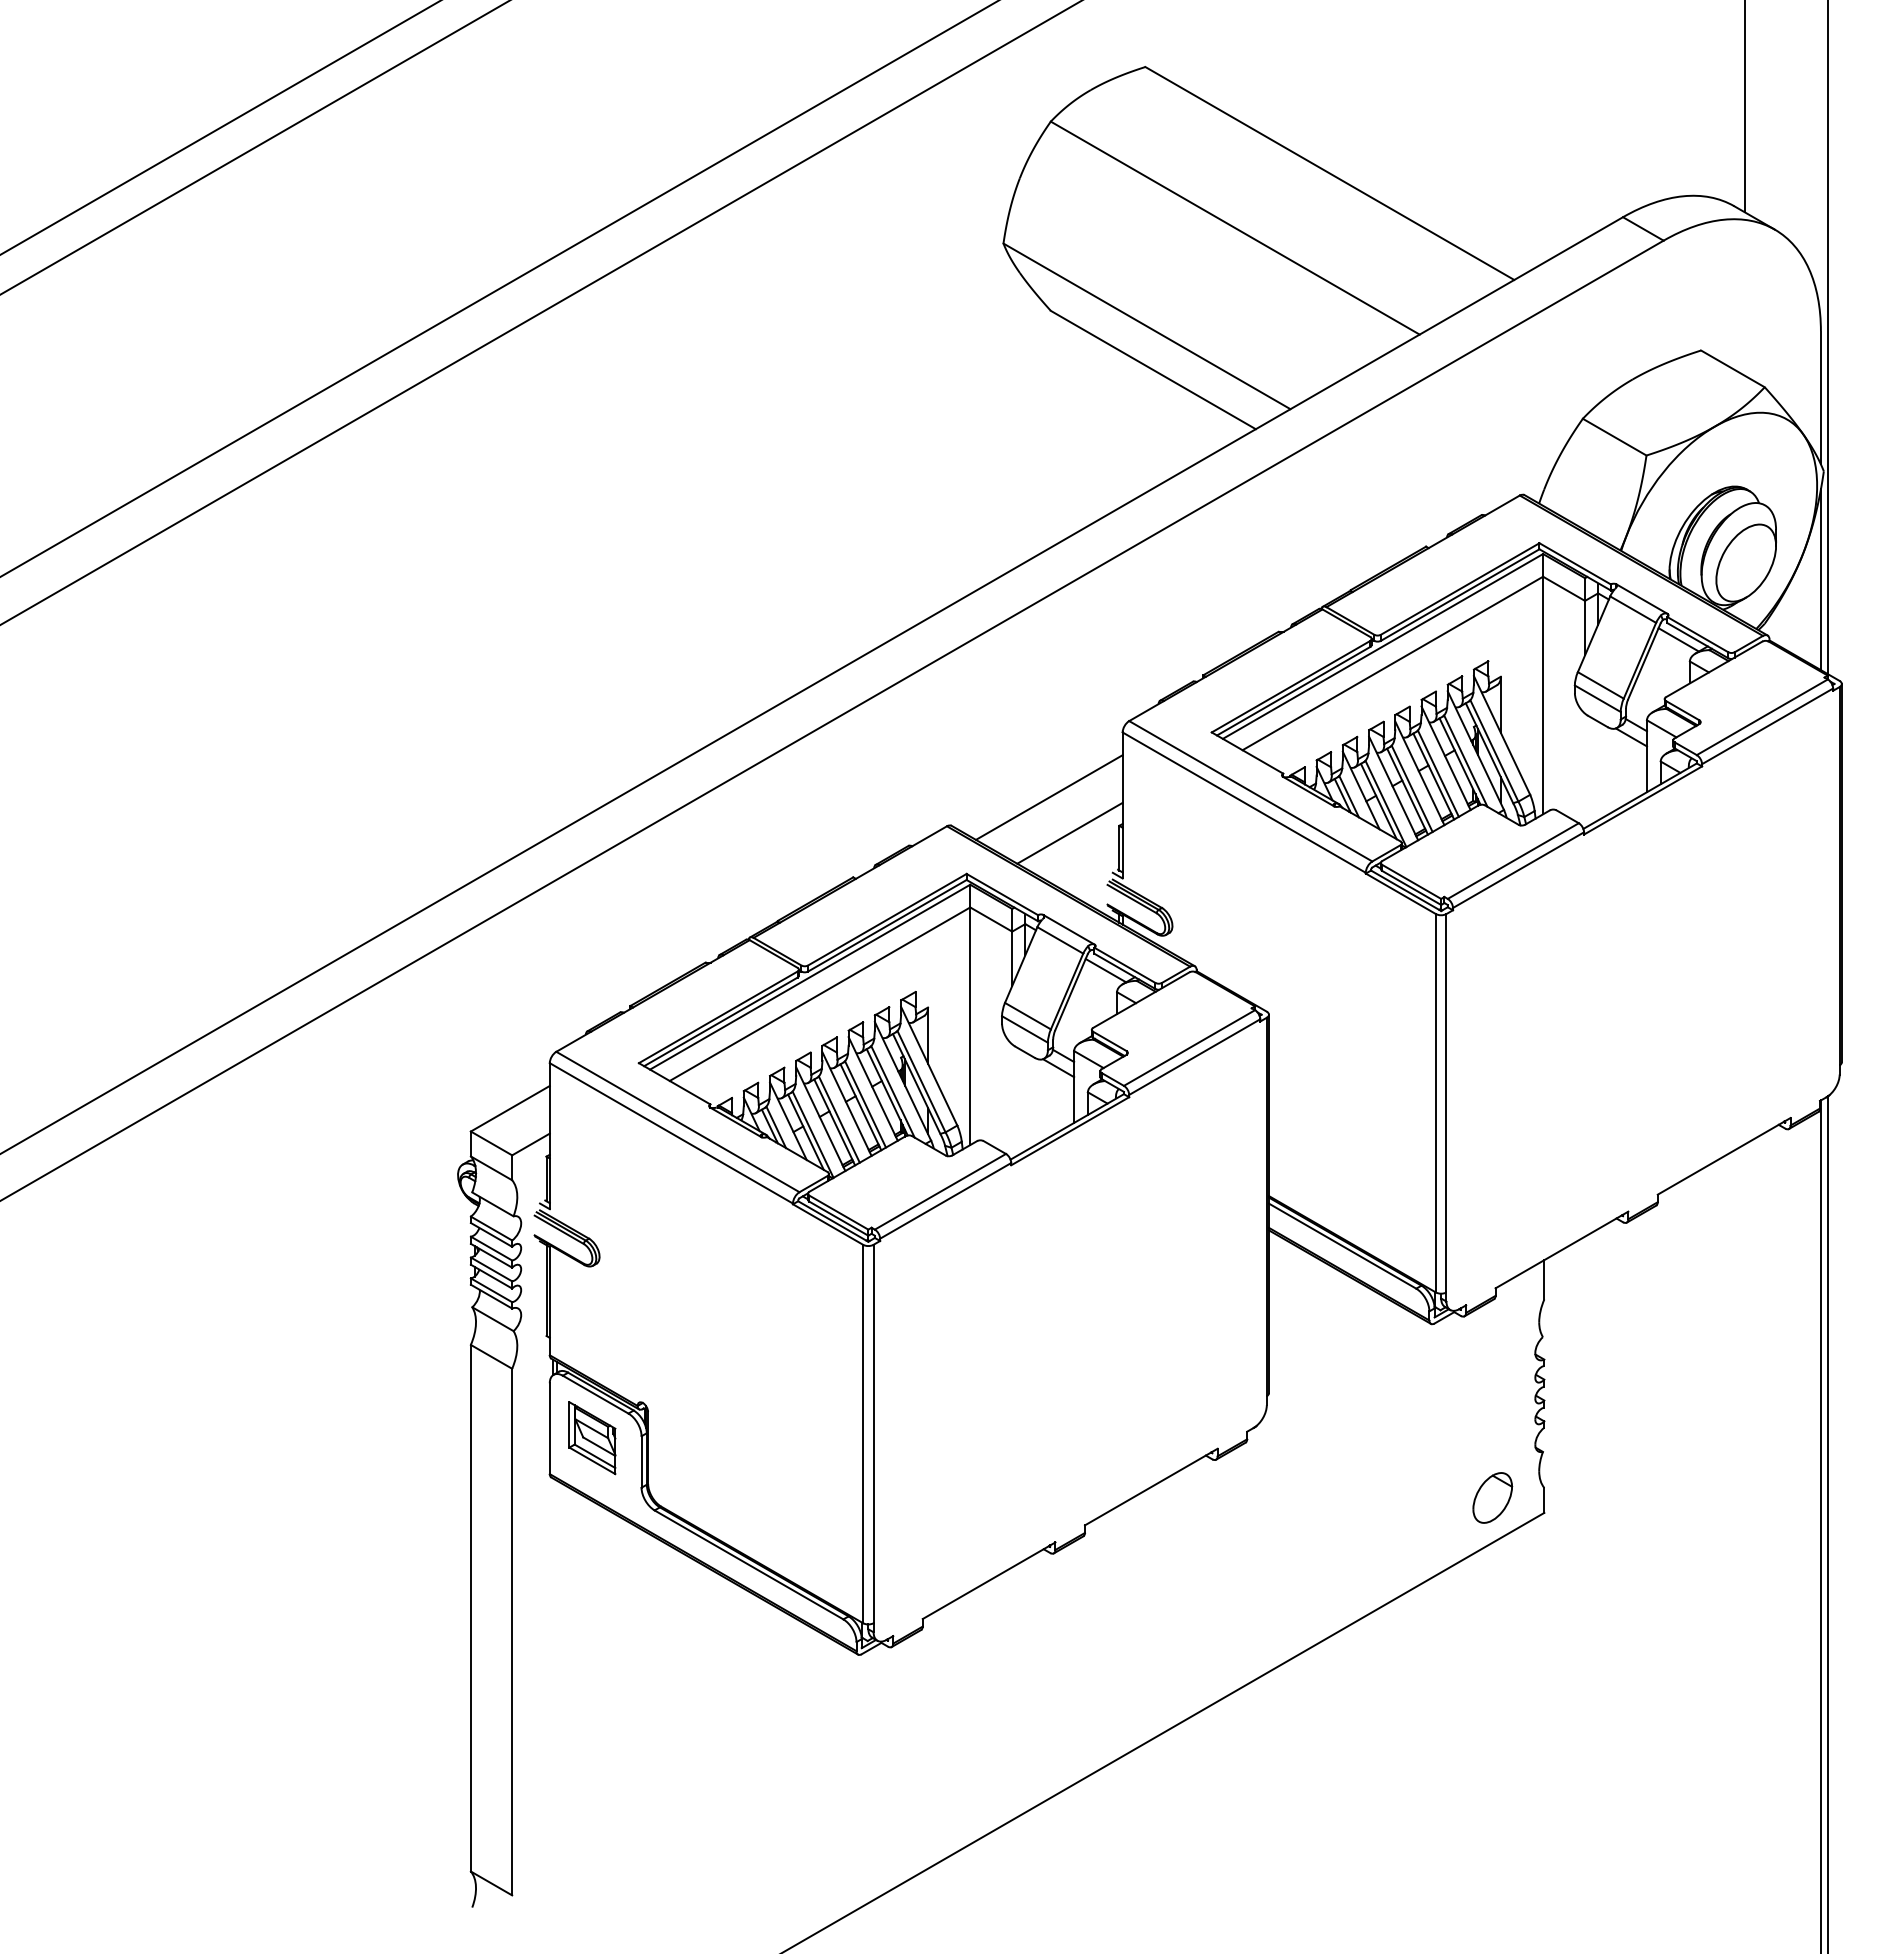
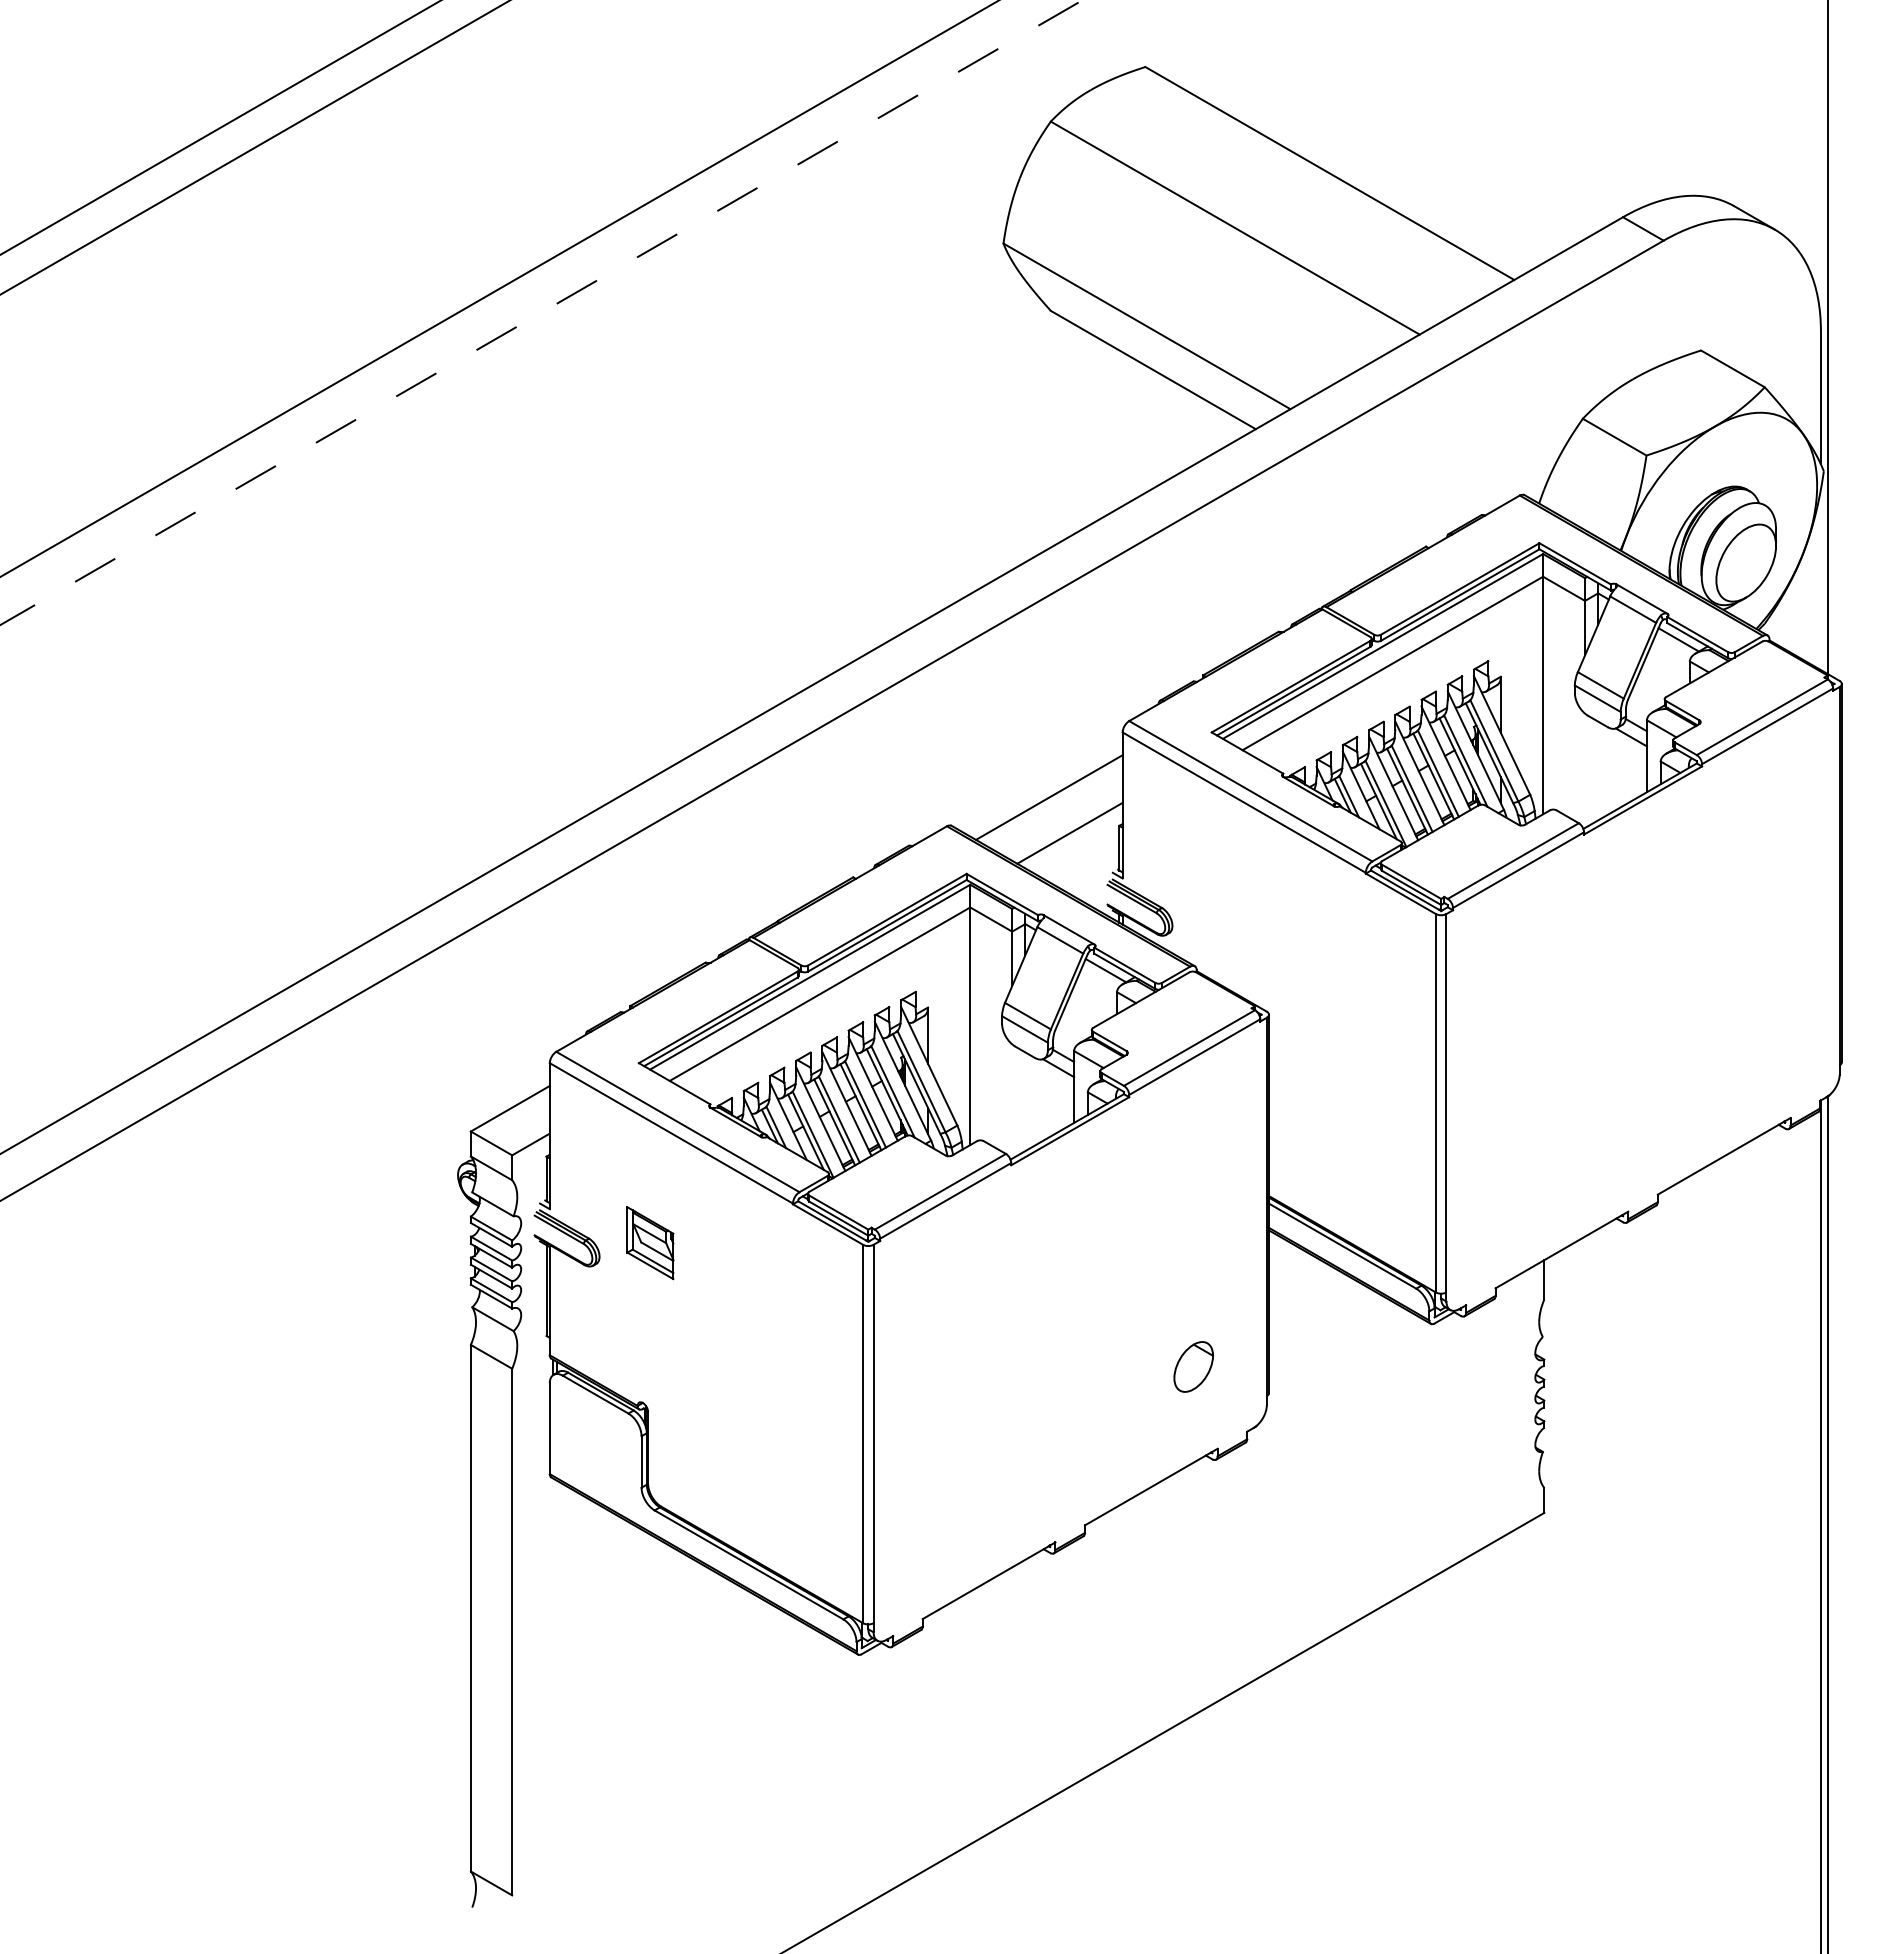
line: present -> none (1744, 107)
line: solid -> dashed (542, 312)
line: present -> none (1820, 579)
part position: (592, 1438) -> (650, 1243) (650, 1243)
part position: (1492, 1497) -> (1193, 1366) (1193, 1366)
